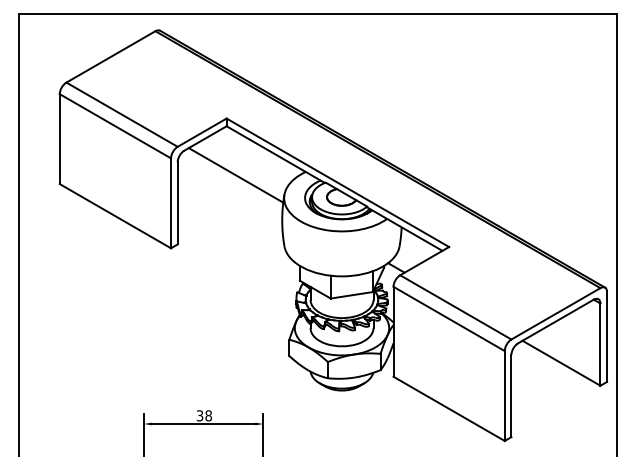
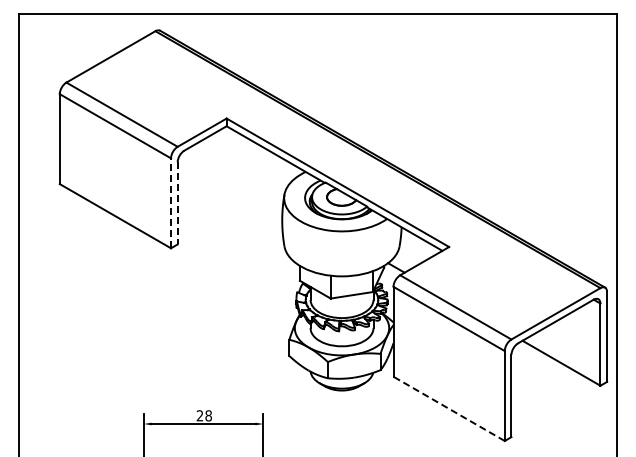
line: present -> none (235, 175)
line: solid -> dashed (171, 203)
line: solid -> dashed (177, 203)
line: solid -> dashed (448, 408)
text: 38 -> 28 (199, 416)
